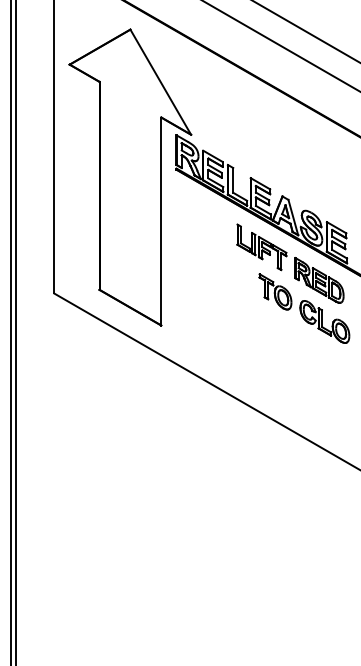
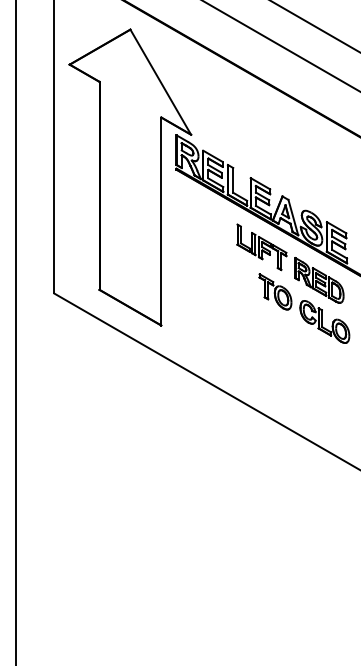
line position: (306, 31) -> (315, 26) (315, 26)
line: present -> none (10, 332)
